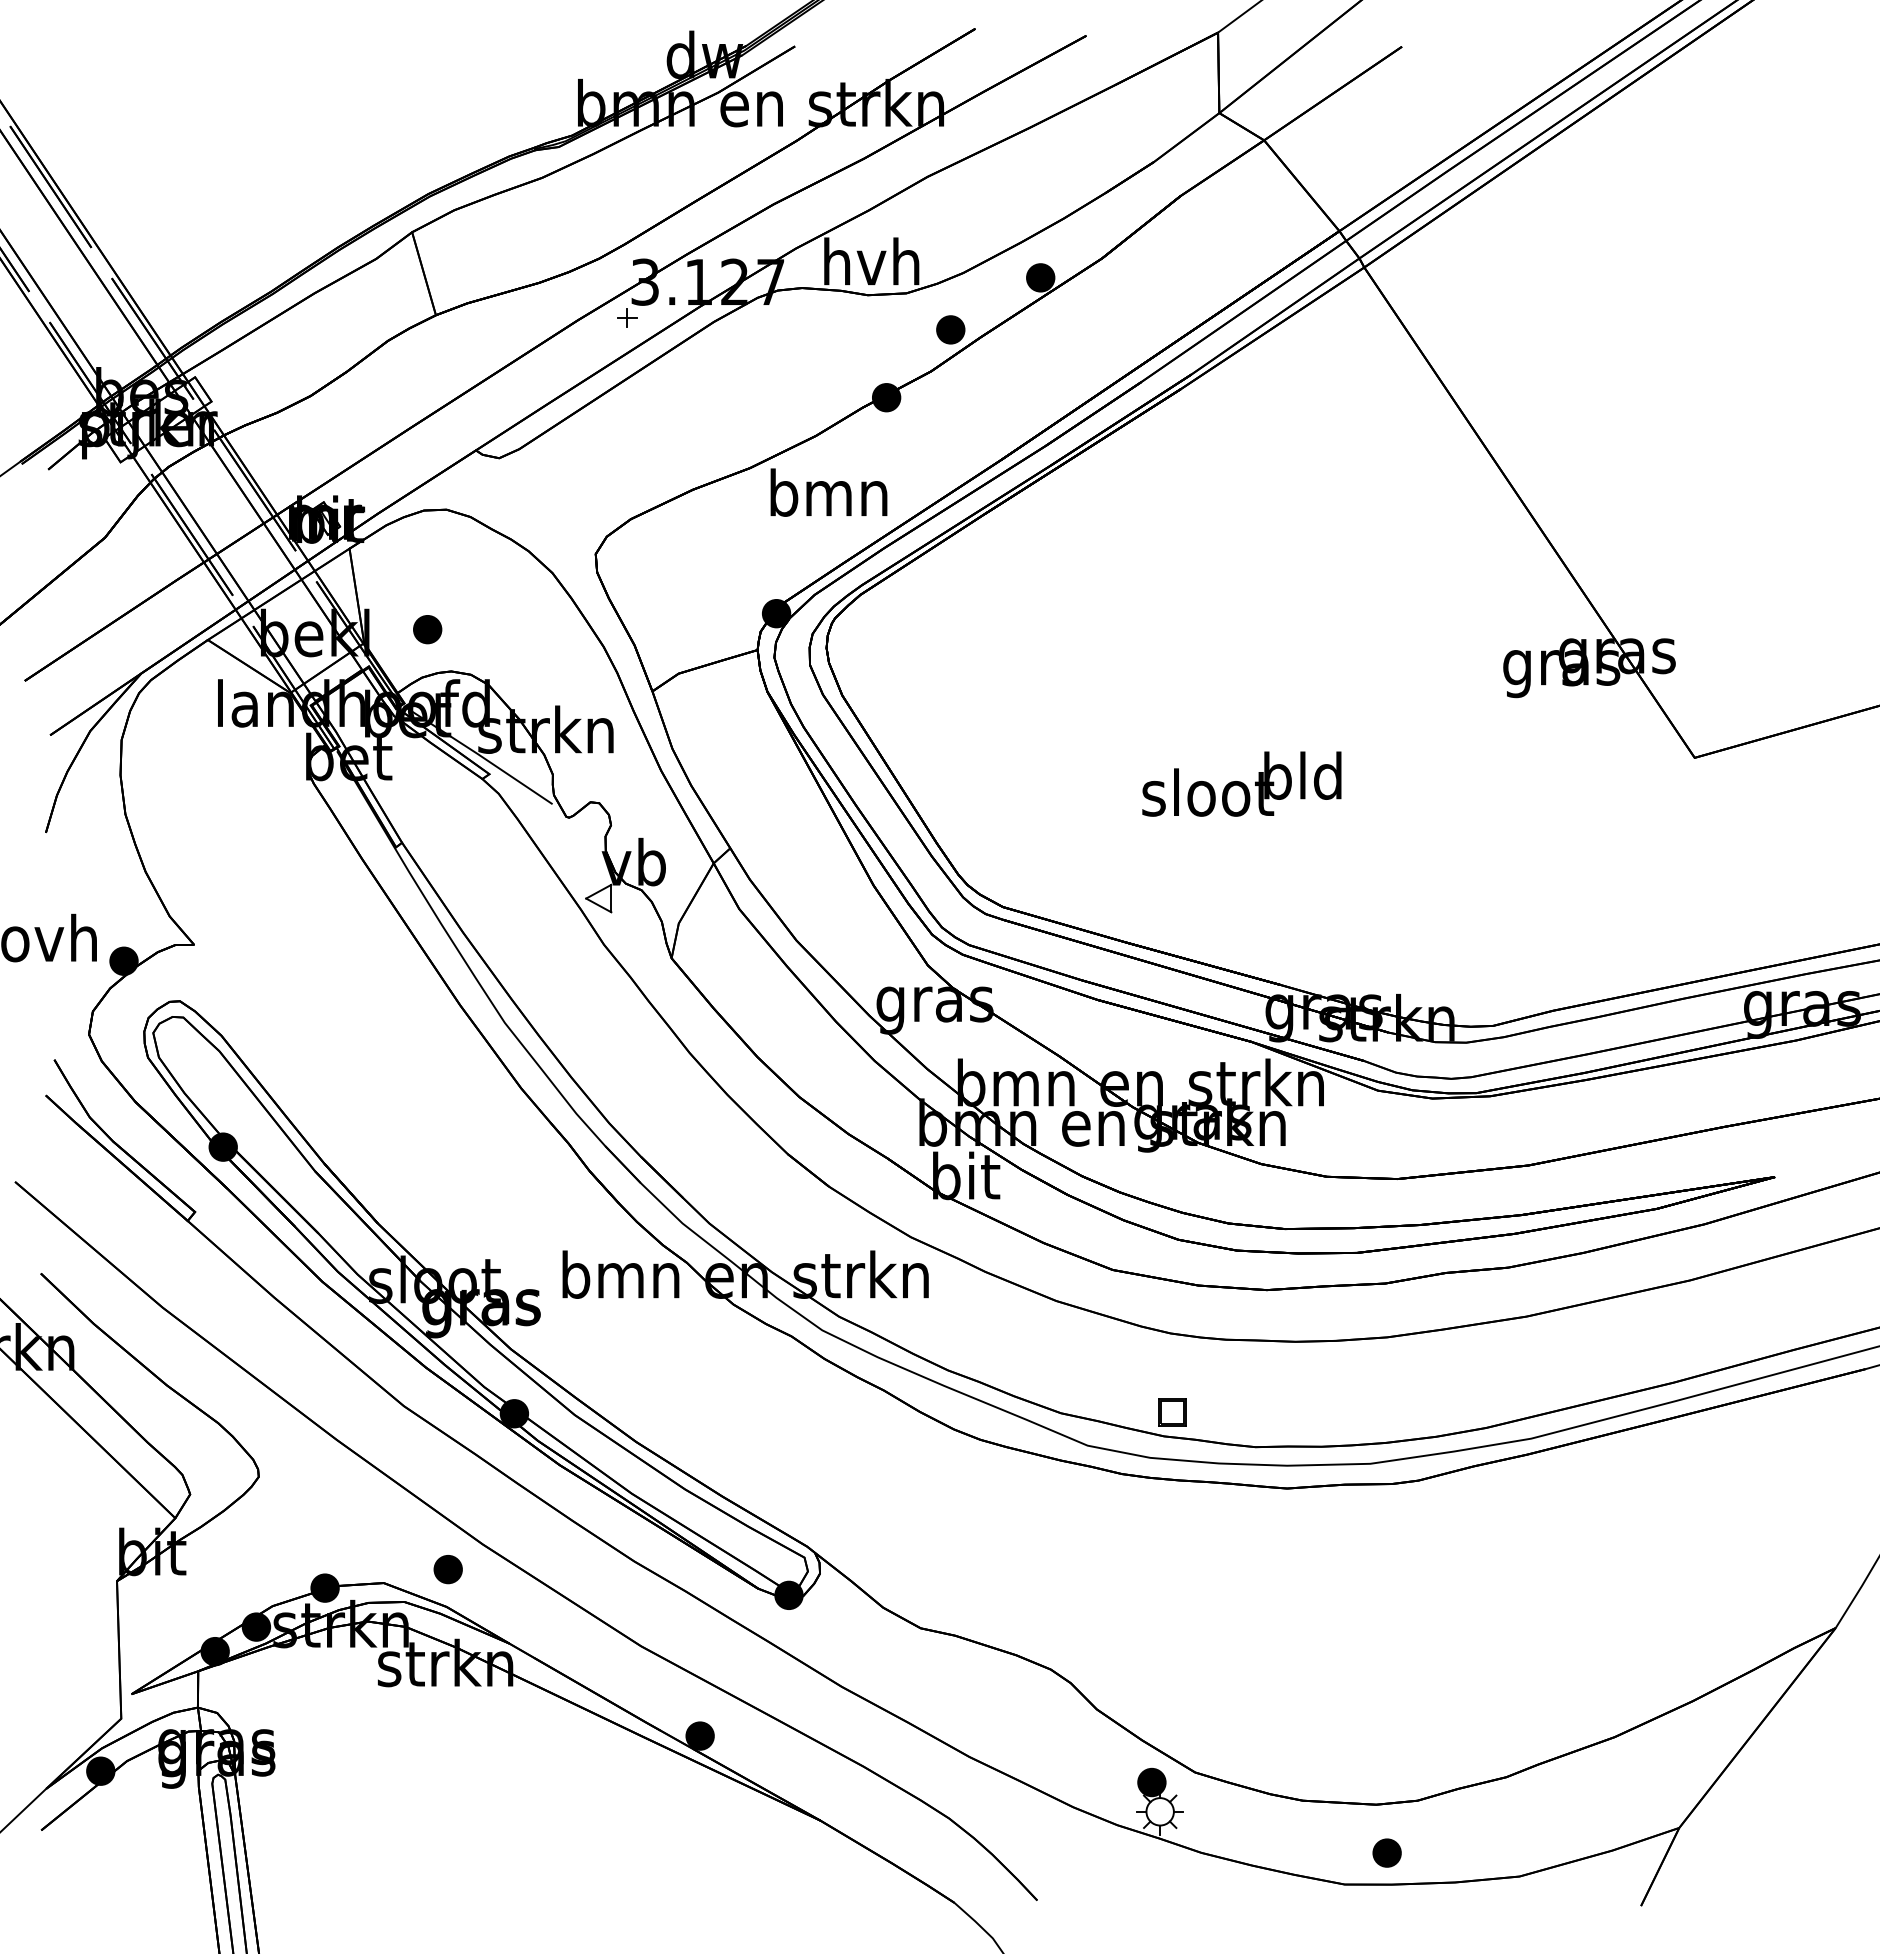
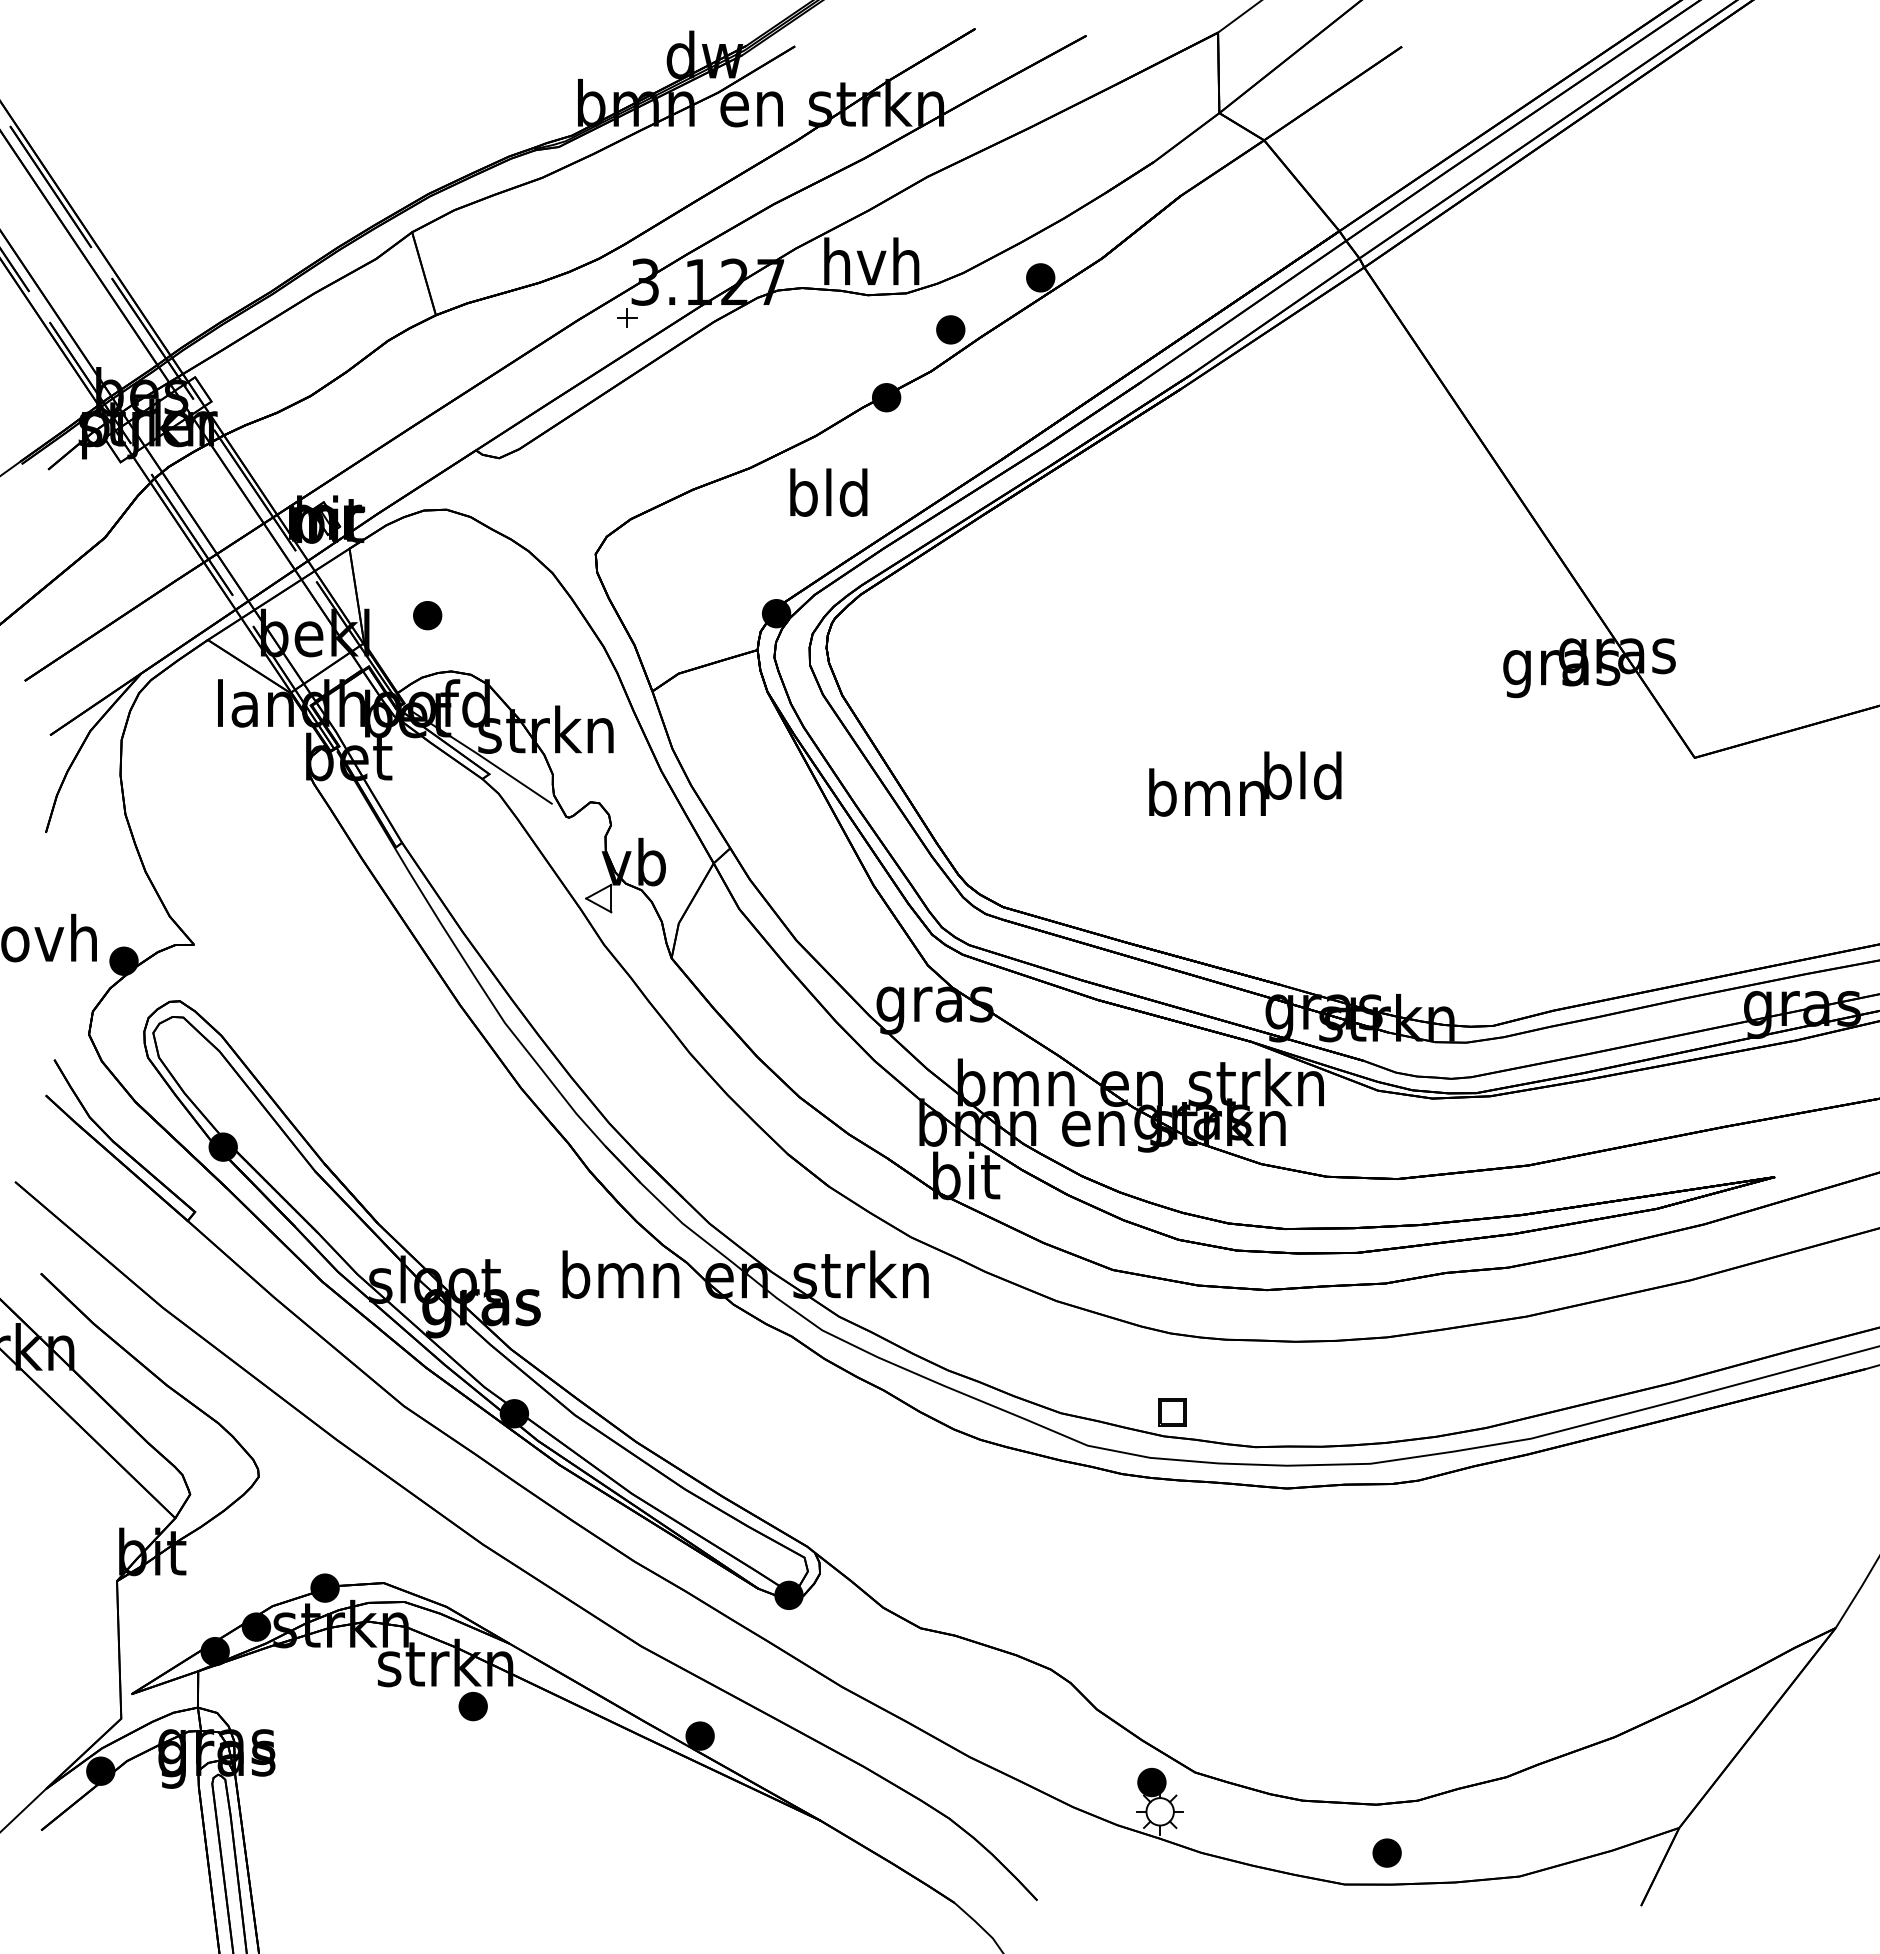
text: bmn -> bld (828, 492)
part position: (427, 629) -> (427, 615) (427, 615)
text: sloot -> bmn (1208, 792)
part position: (447, 1569) -> (472, 1706) (472, 1706)
